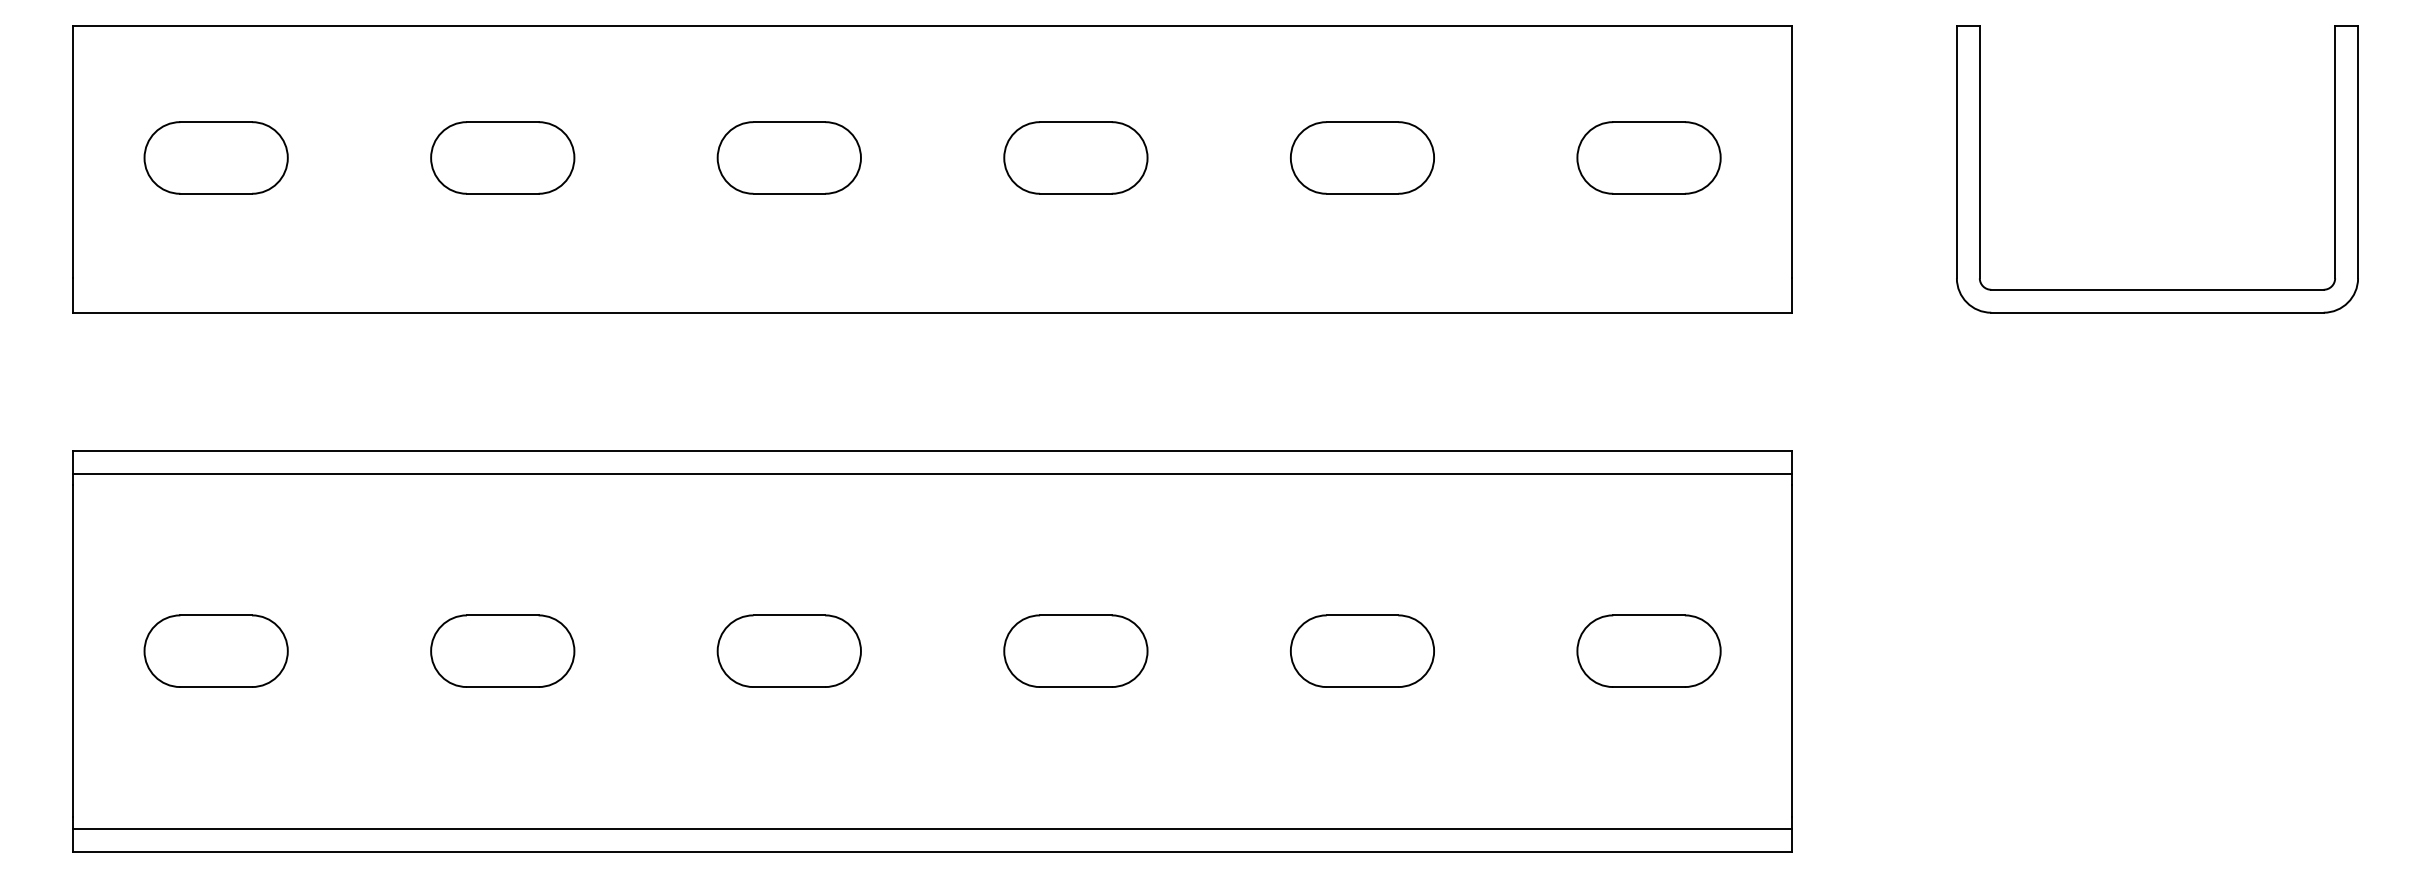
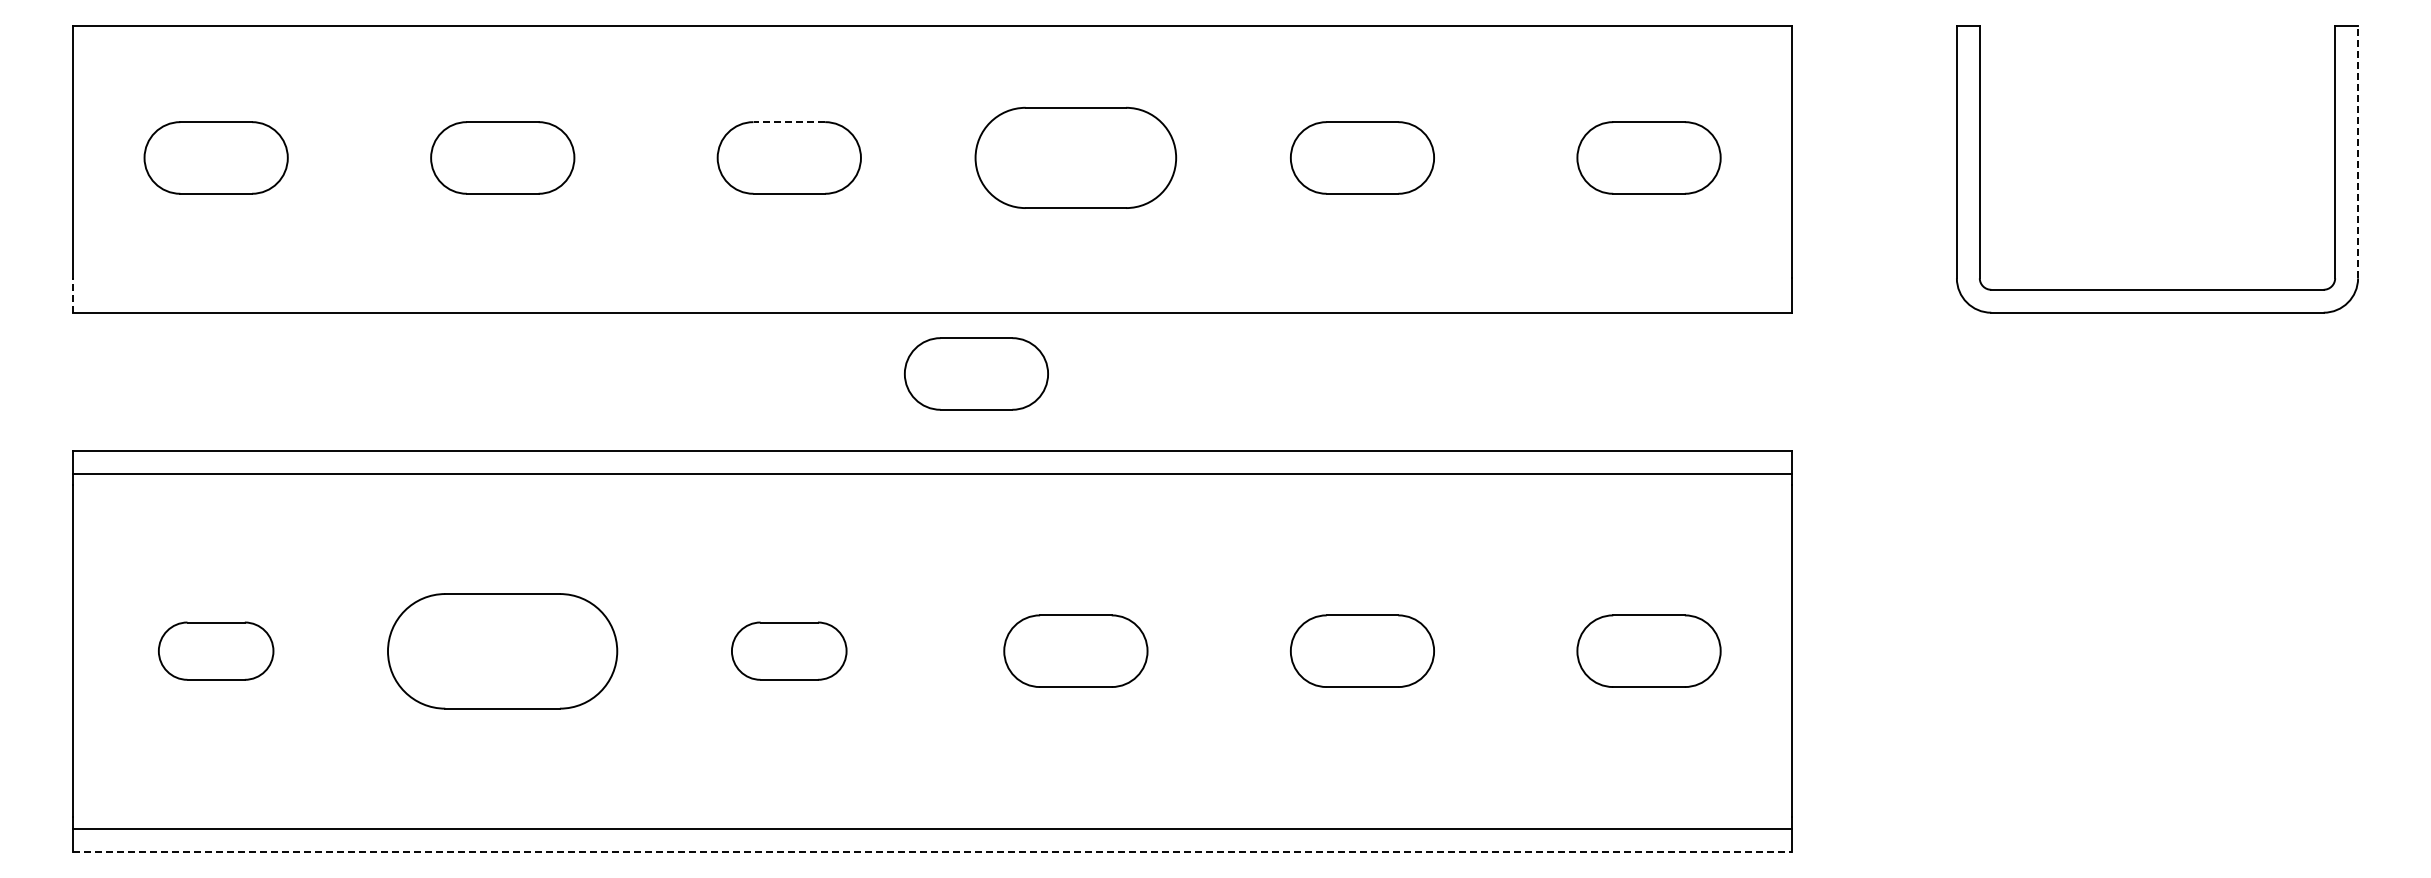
line: solid -> dashed (789, 122)
line: solid -> dashed (2358, 151)
part size: 146x74 px -> 204x103 px (1075, 157)
line: solid -> dashed (72, 295)
part: none -> present (976, 373)
part size: 146x74 px -> 117x60 px (216, 650)
part size: 146x74 px -> 232x117 px (502, 651)
part size: 146x74 px -> 117x60 px (789, 650)
line: solid -> dashed (932, 851)
